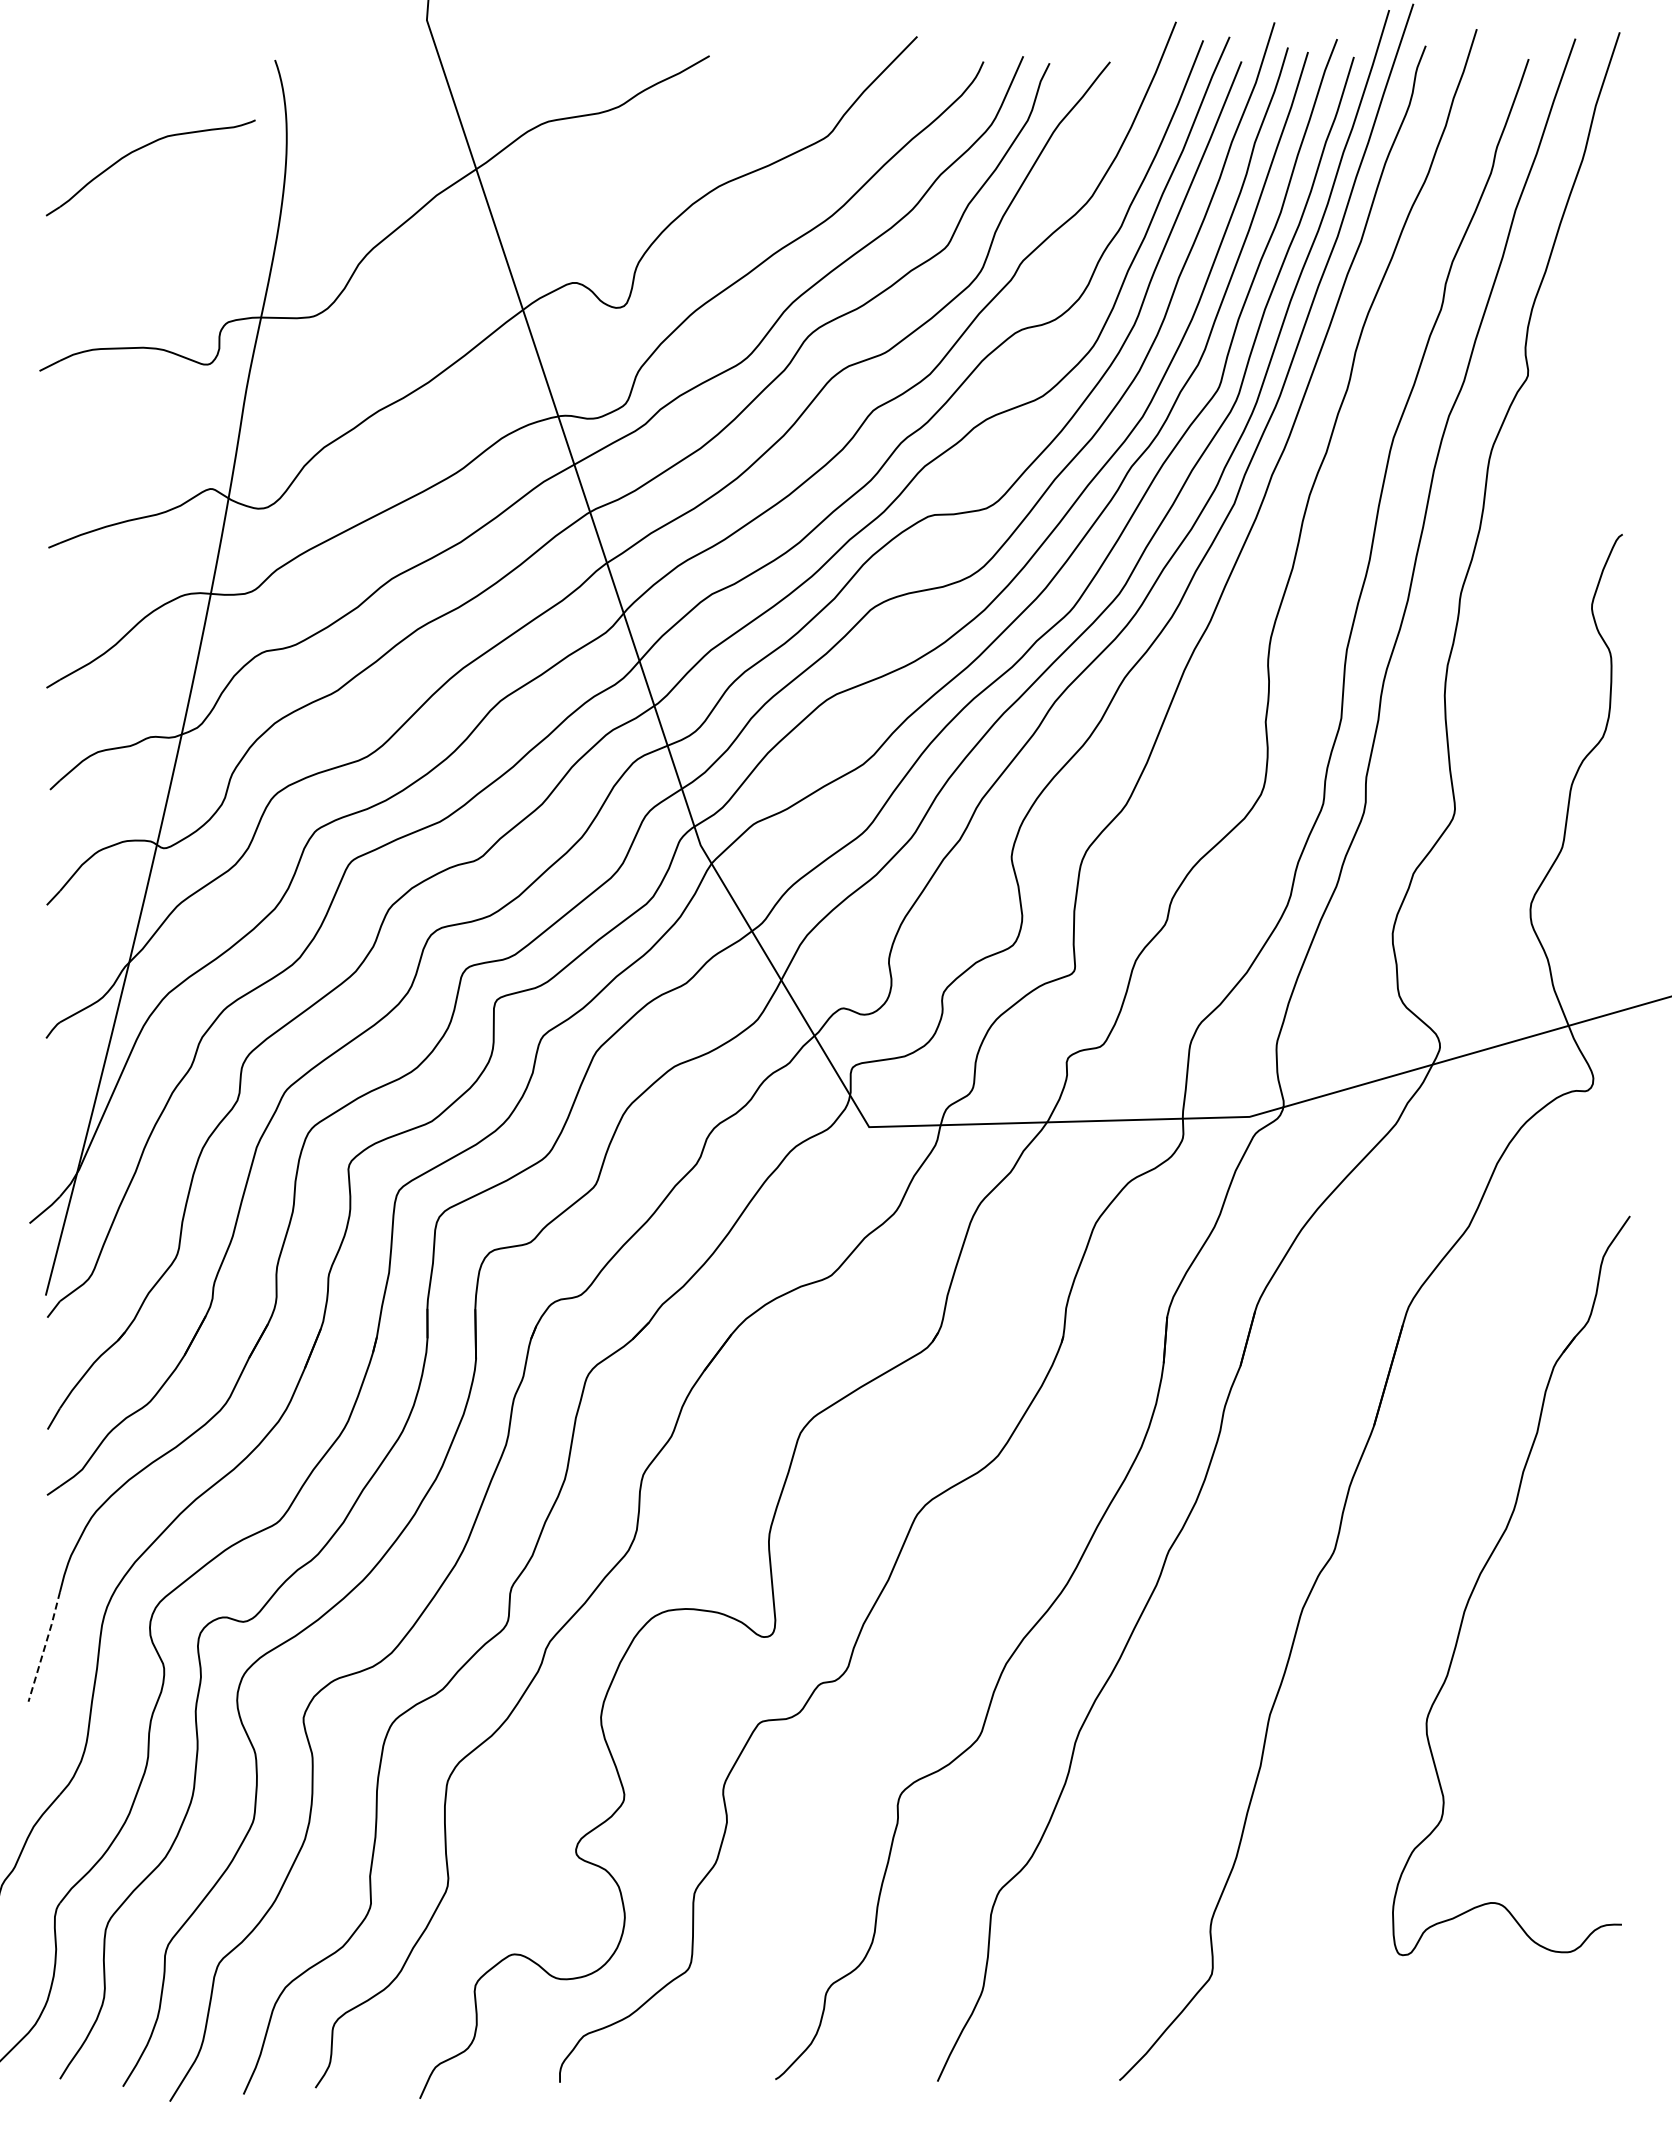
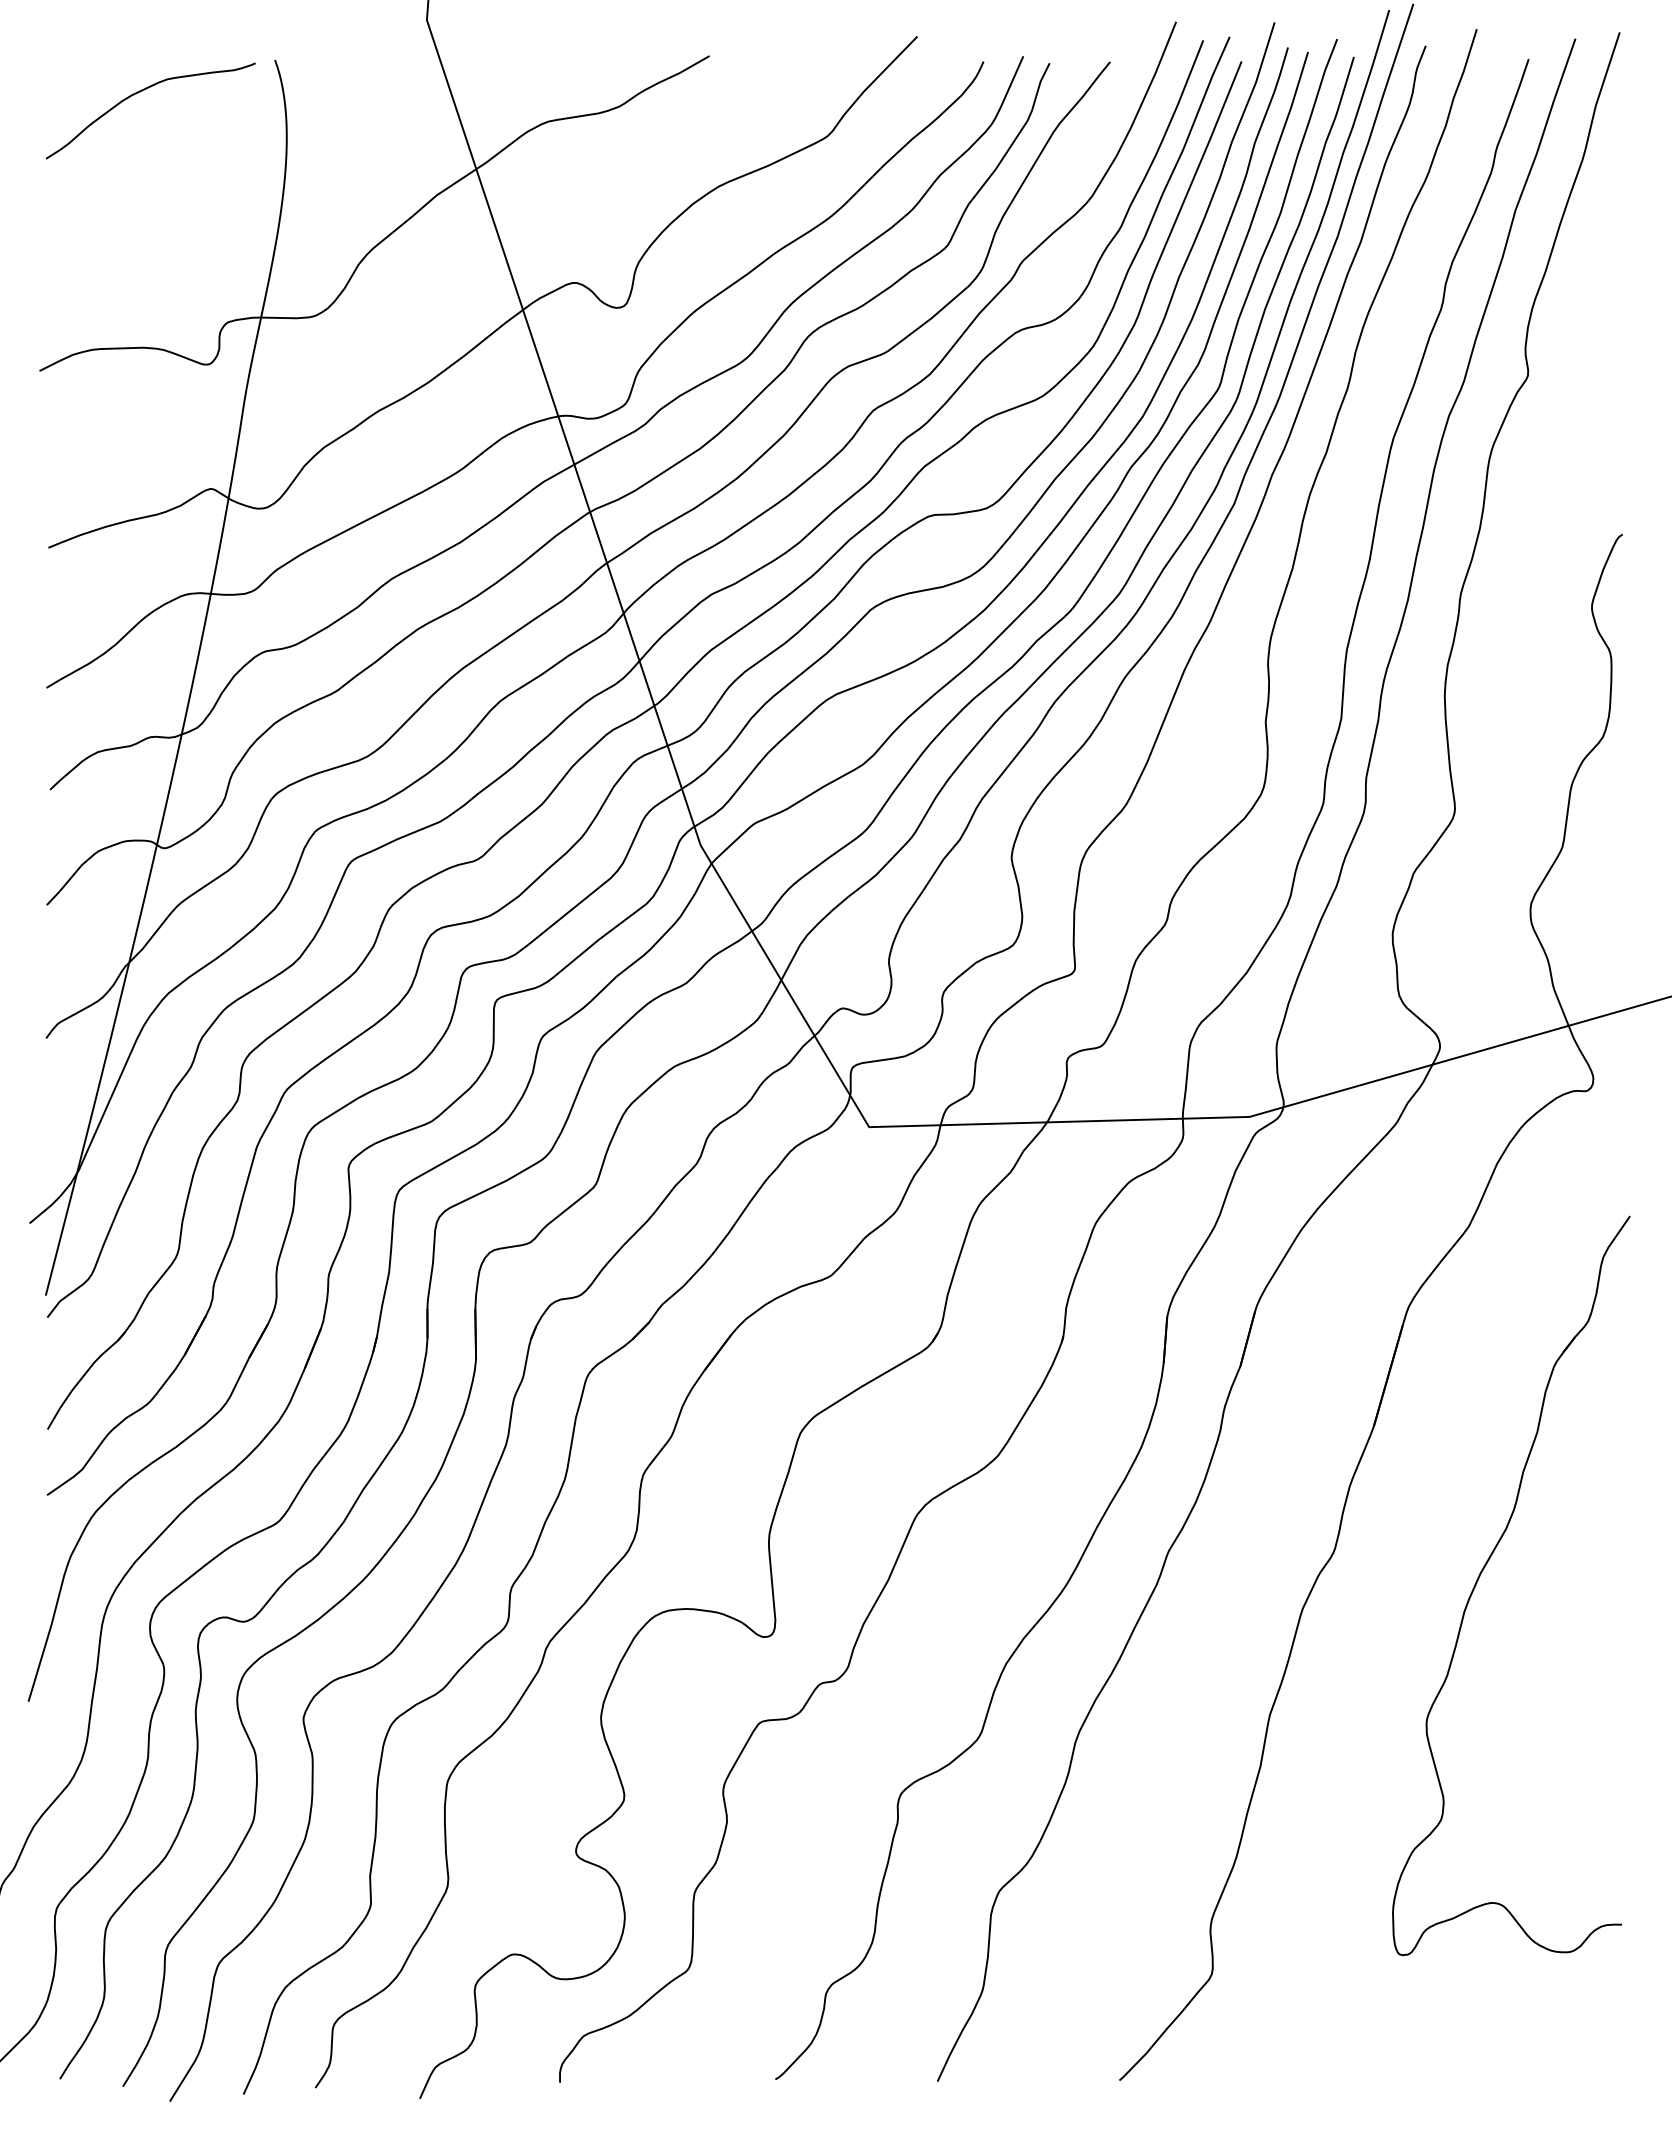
part position: (140, 149) -> (140, 92) (140, 92)
line: dashed -> solid (45, 1646)
